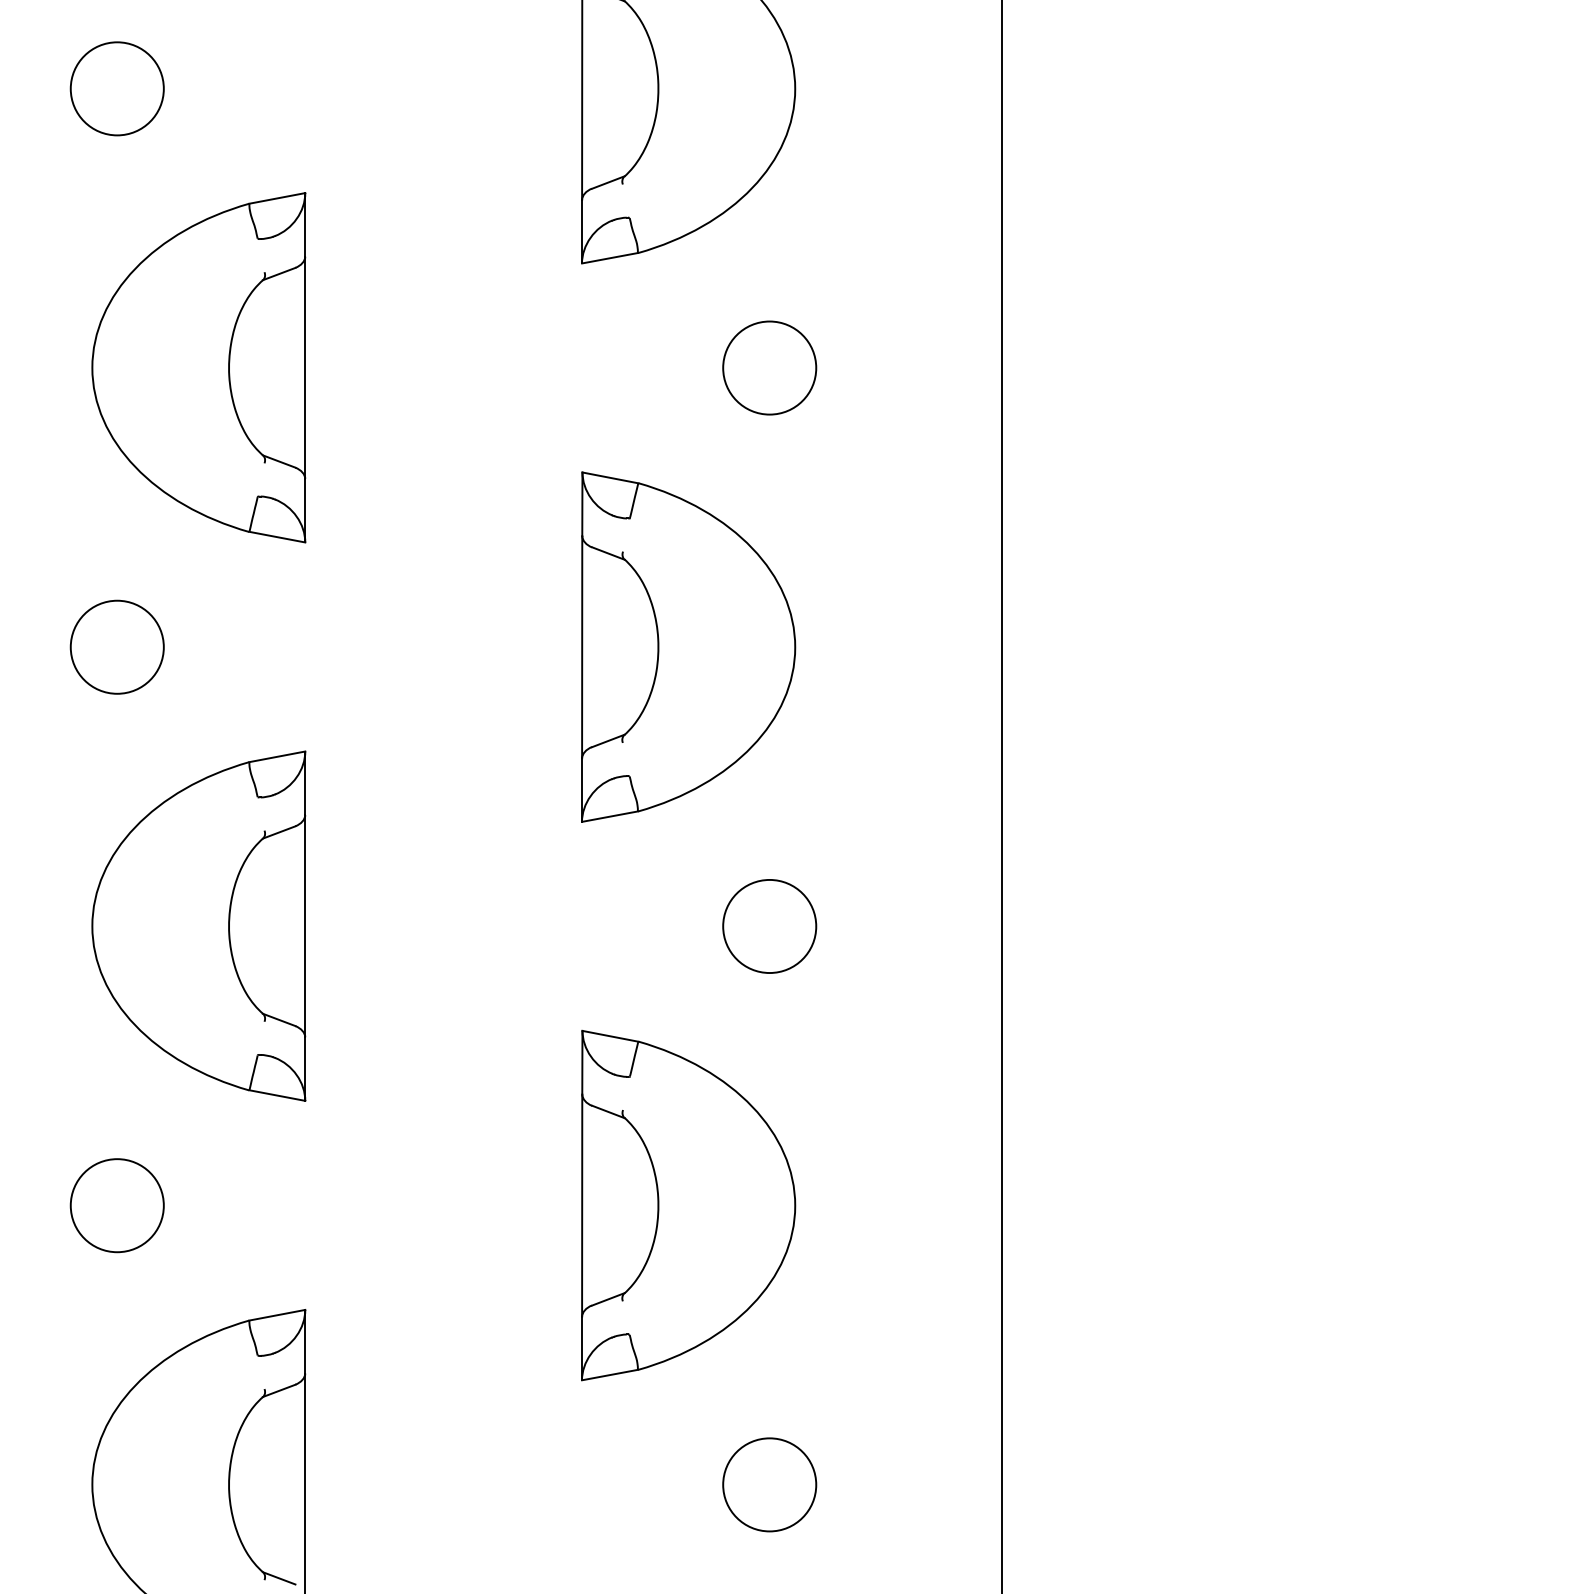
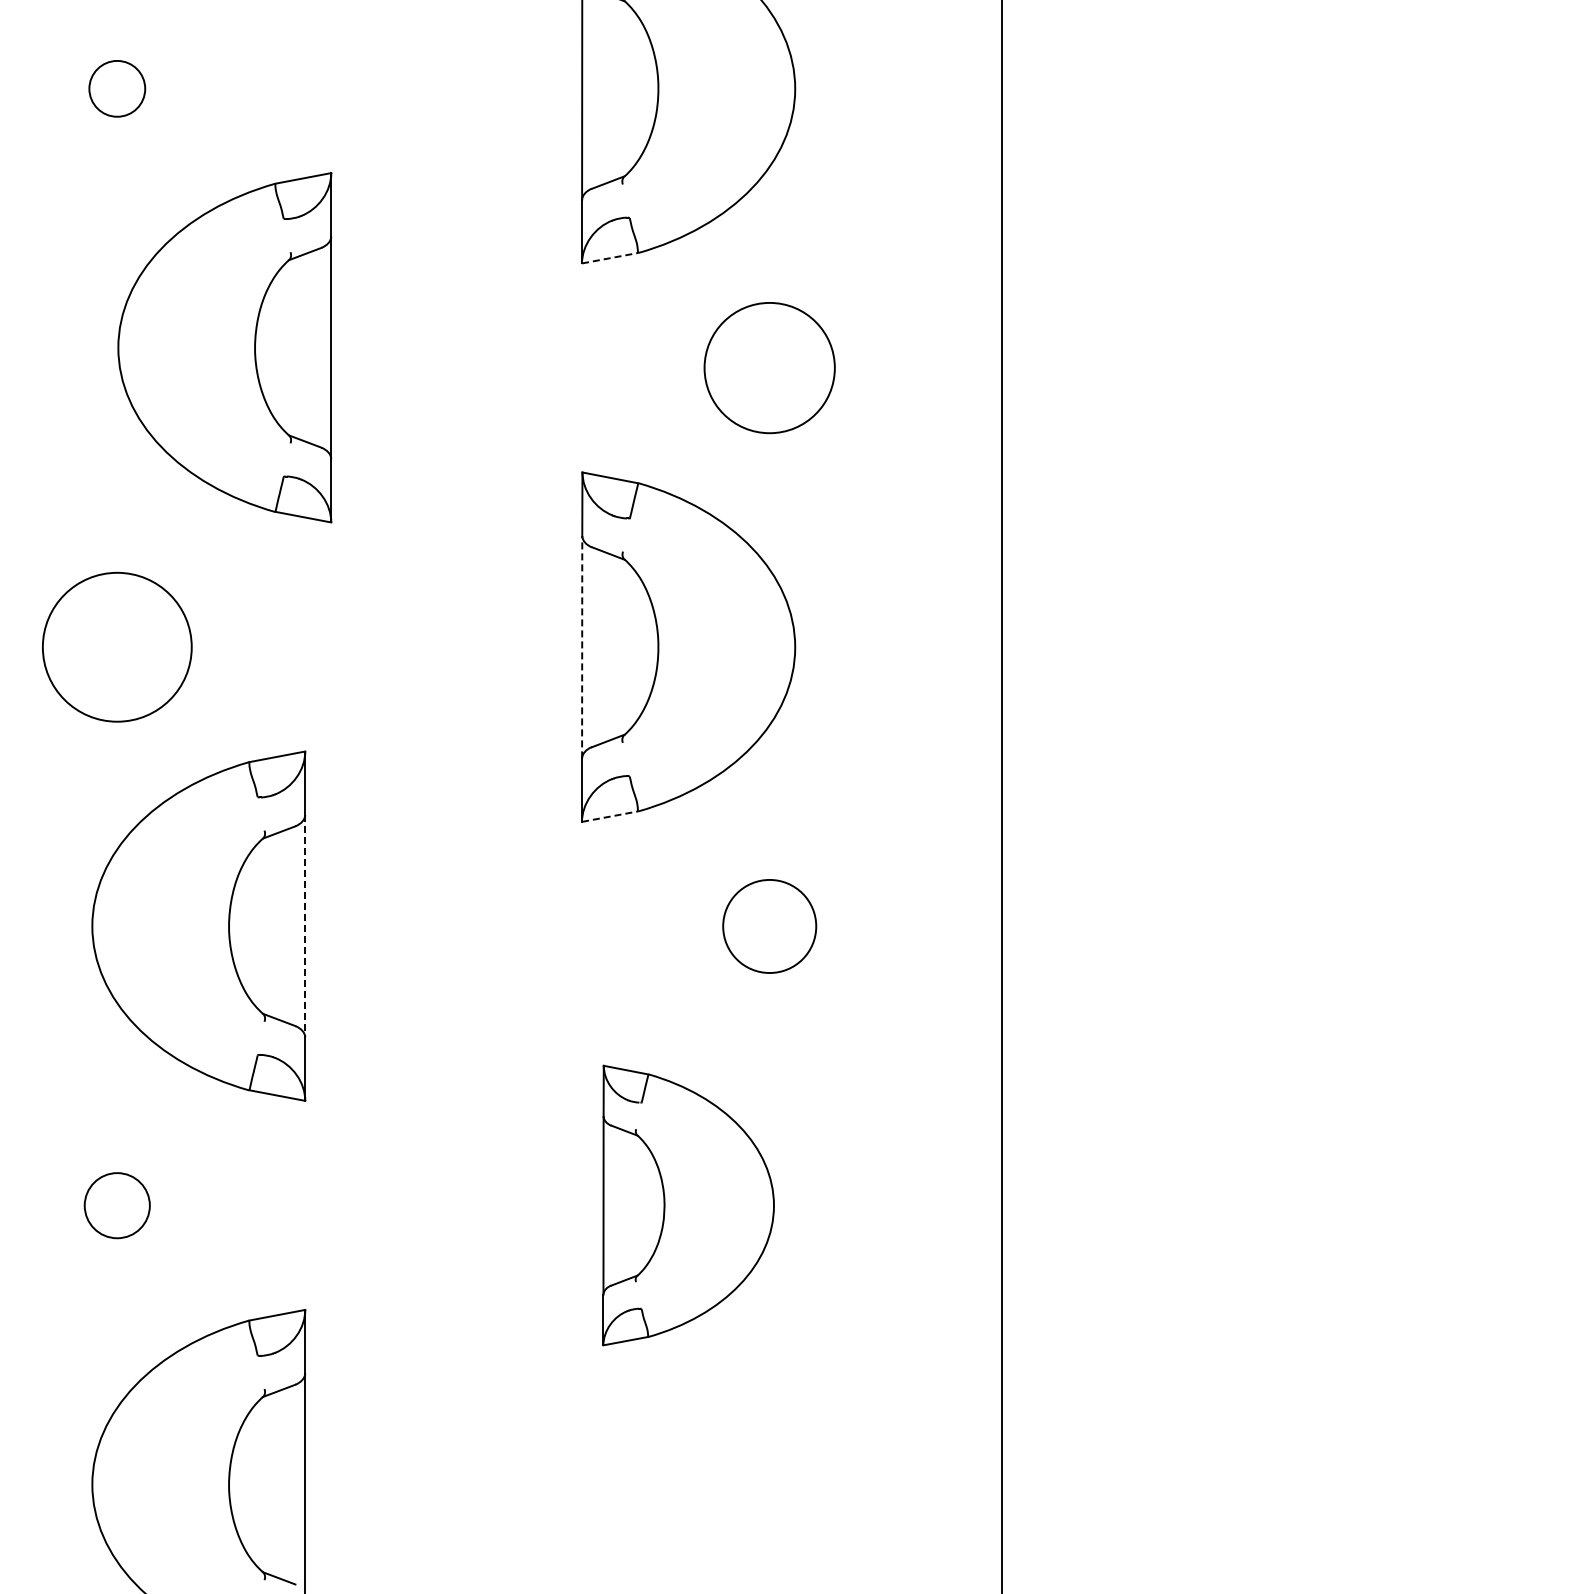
circle diameter: 93 px -> 56 px (117, 88)
line: solid -> dashed (610, 258)
part position: (198, 367) -> (224, 347) (224, 347)
circle diameter: 93 px -> 130 px (769, 367)
circle diameter: 93 px -> 149 px (116, 646)
line: solid -> dashed (582, 646)
line: solid -> dashed (610, 816)
line: solid -> dashed (305, 926)
circle diameter: 93 px -> 65 px (116, 1205)
part size: 216x353 px -> 173x283 px (688, 1205)
circle: present -> none (769, 1484)
